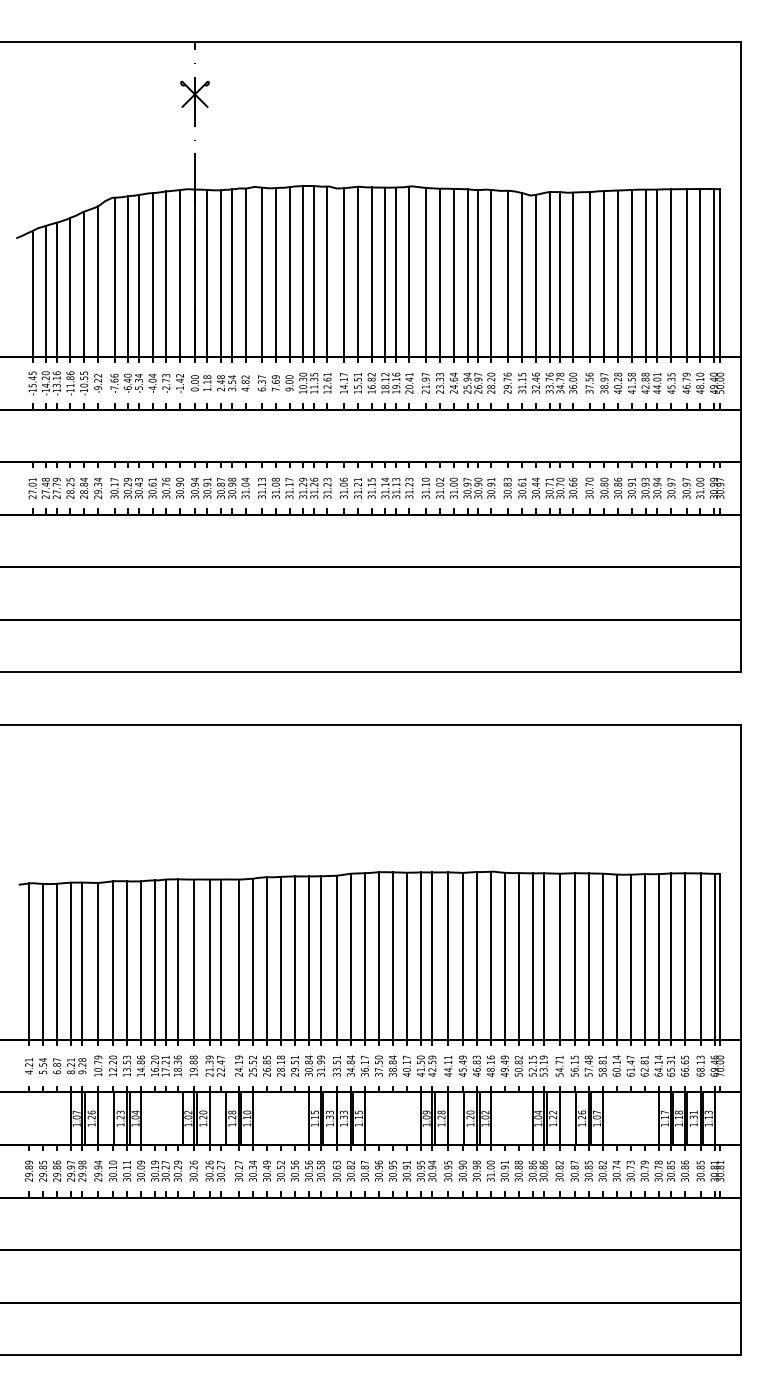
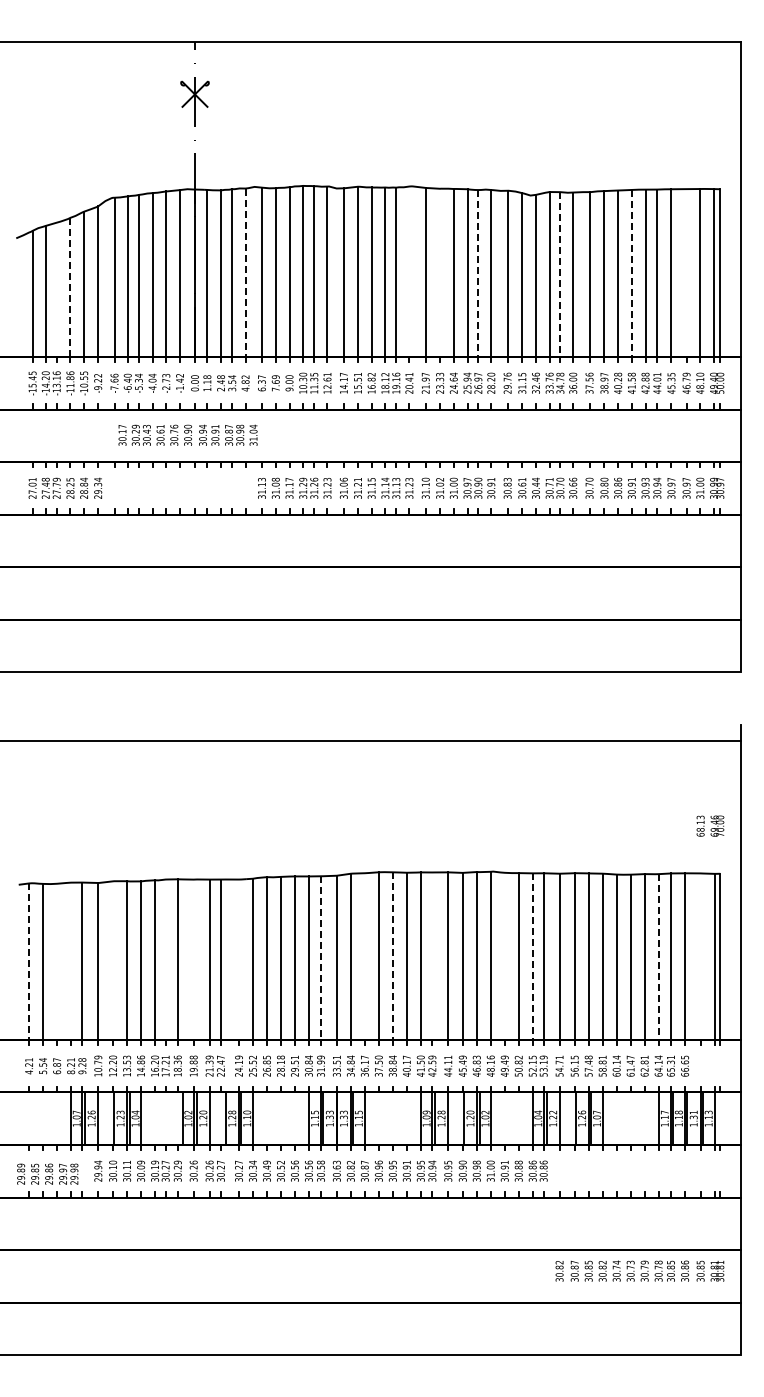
line: present -> none (409, 271)
line: present -> none (440, 272)
line: solid -> dashed (245, 273)
line: solid -> dashed (478, 273)
line: solid -> dashed (631, 273)
line: present -> none (686, 273)
line: solid -> dashed (560, 275)
line: solid -> dashed (70, 287)
line: present -> none (56, 289)
text position: (179, 487) -> (187, 434) (187, 434)
line position: (371, 724) -> (371, 740) (371, 740)
line: present -> none (432, 955)
line: present -> none (504, 955)
line: present -> none (364, 956)
line: solid -> dashed (392, 956)
line: present -> none (700, 956)
line: solid -> dashed (532, 957)
line: solid -> dashed (658, 957)
line: solid -> dashed (321, 958)
line: present -> none (165, 959)
line: present -> none (193, 959)
line: present -> none (238, 959)
line: present -> none (71, 960)
line: present -> none (113, 960)
line: present -> none (57, 961)
line: solid -> dashed (29, 962)
text position: (710, 1065) -> (710, 825) (710, 825)
text position: (55, 1170) -> (47, 1173) (47, 1173)
text position: (639, 1170) -> (639, 1270) (639, 1270)
